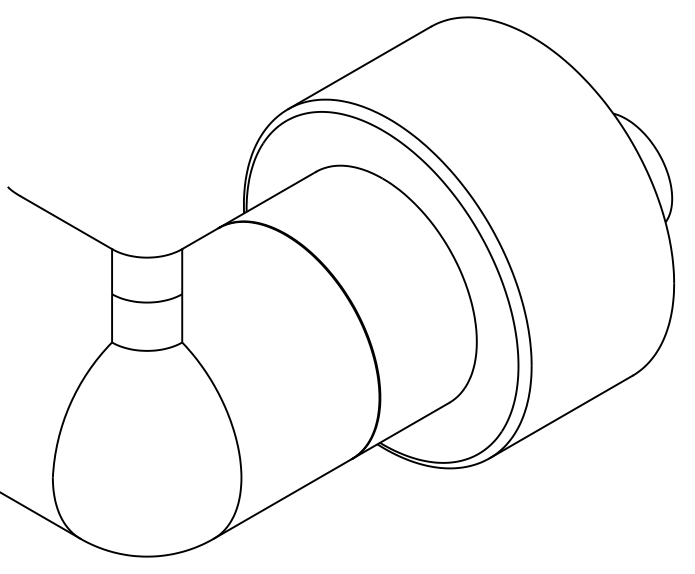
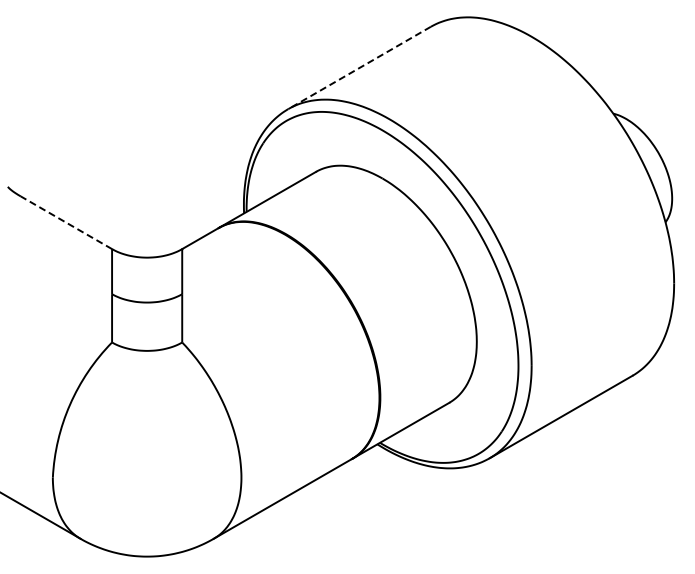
line: solid -> dashed (359, 68)
line: solid -> dashed (66, 222)
